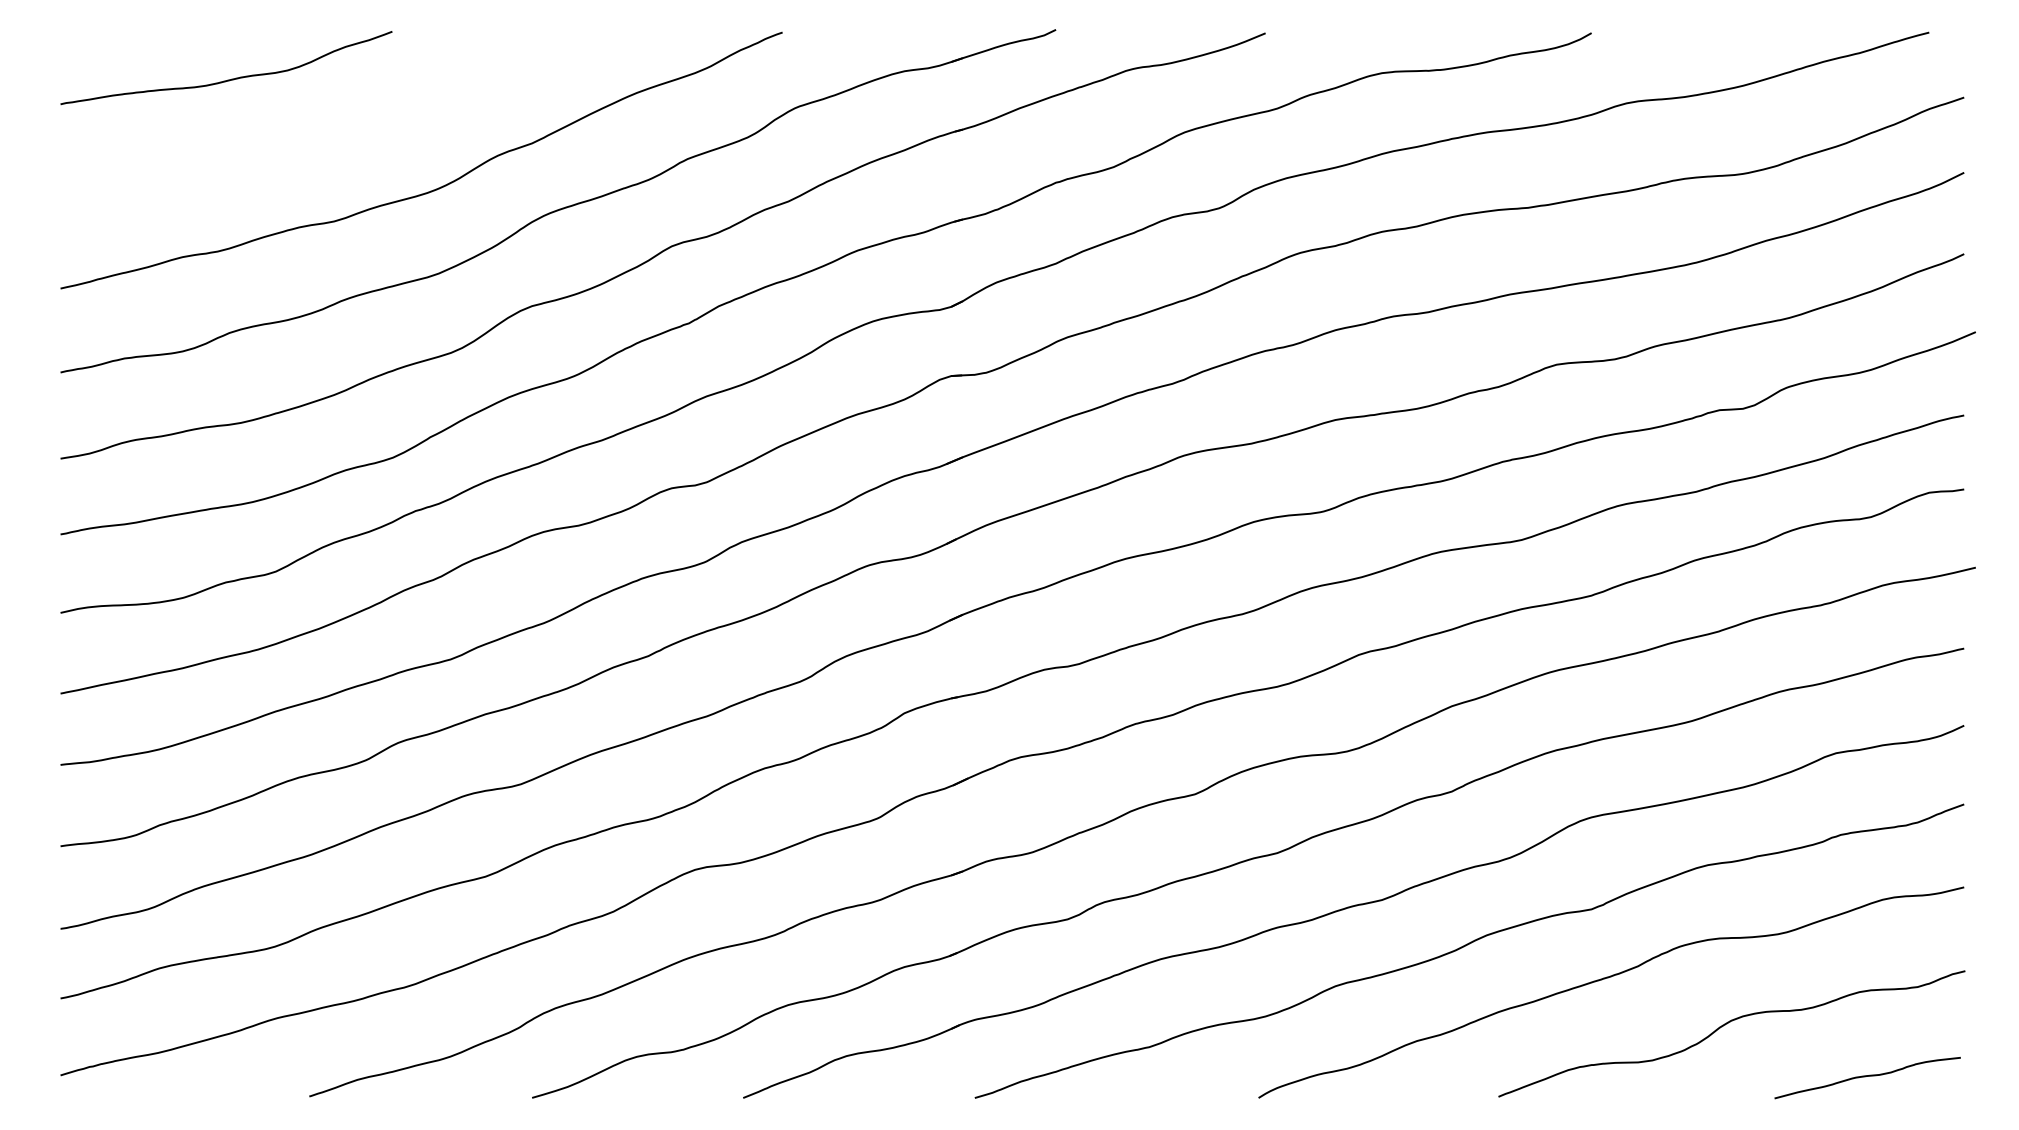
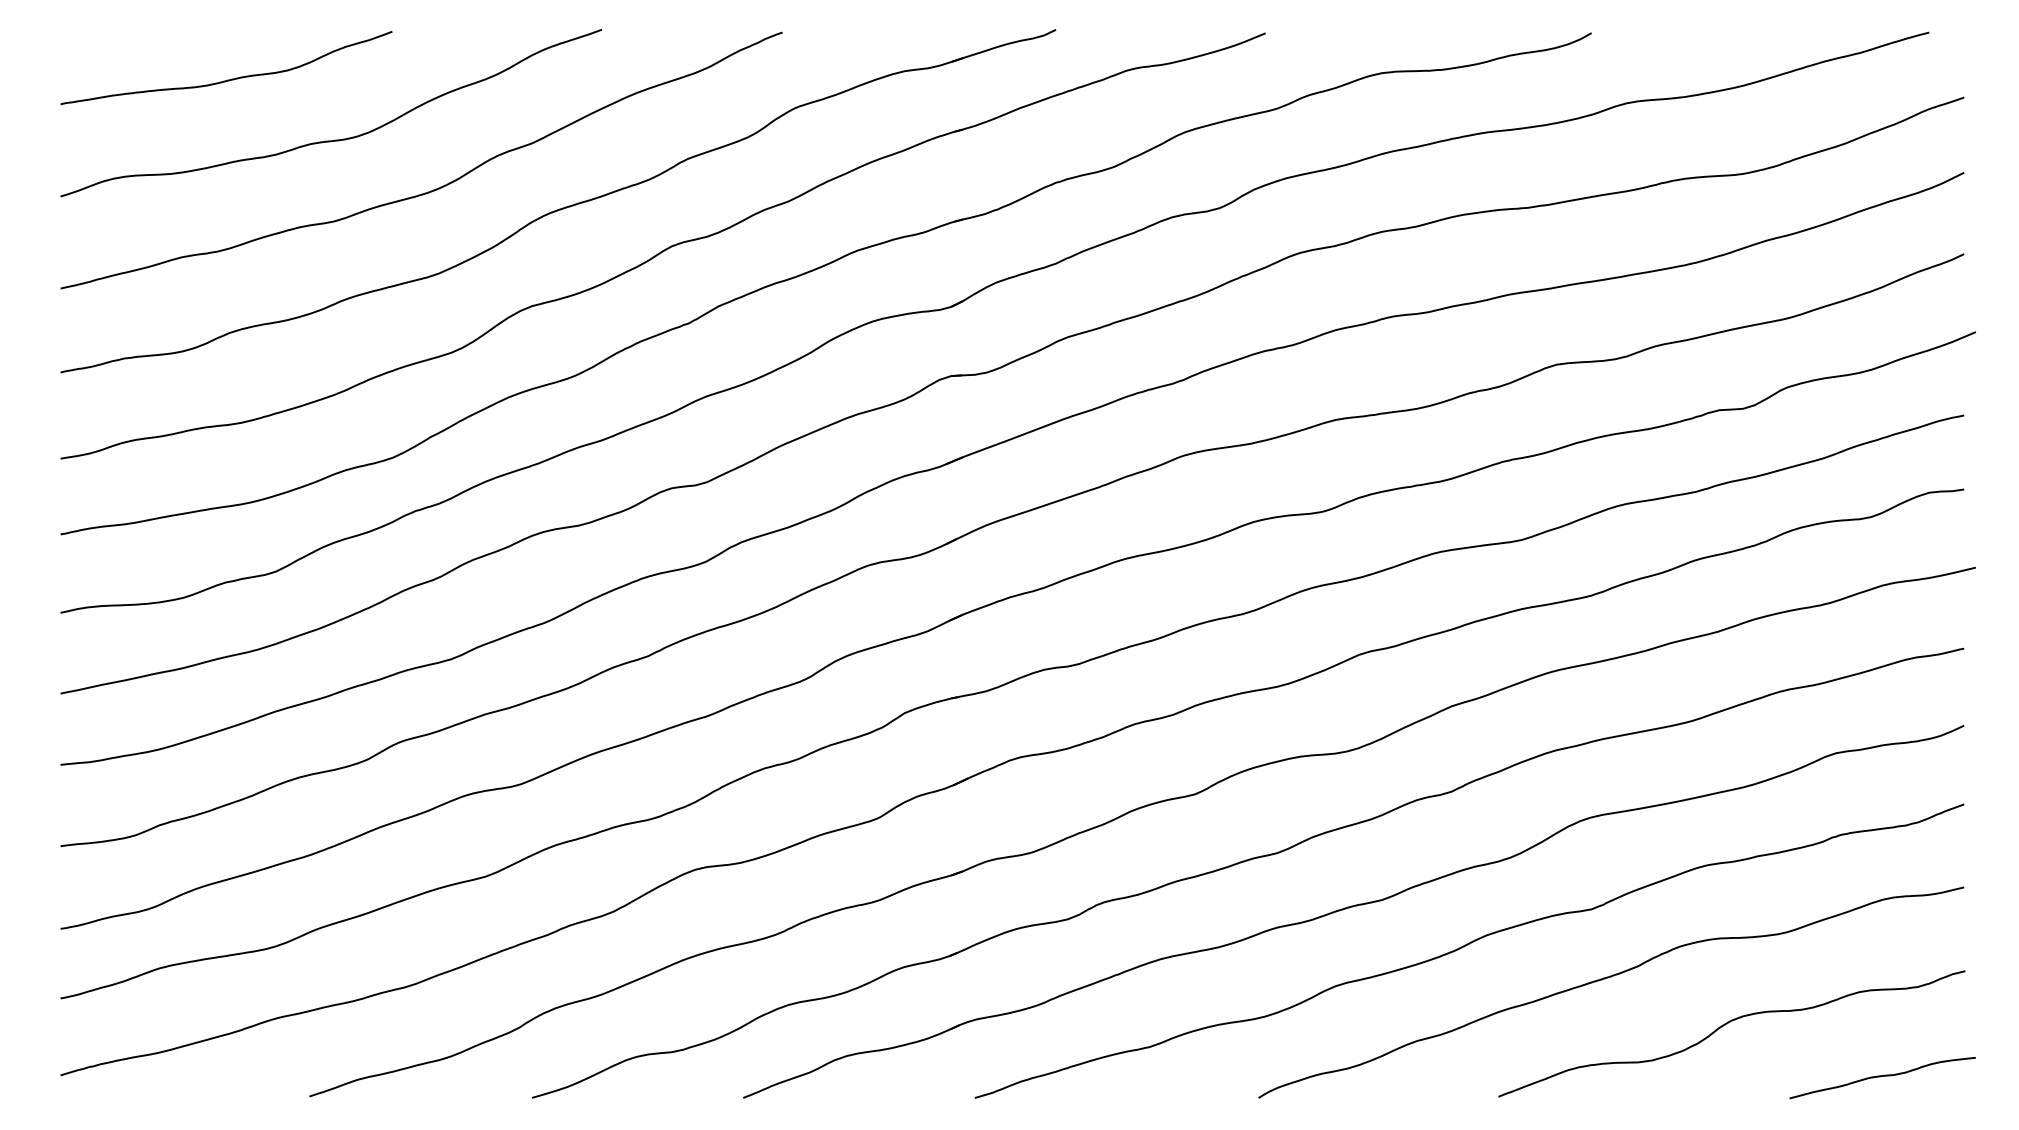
curve: none -> present (334, 139)
curve position: (1867, 1076) -> (1882, 1076) (1882, 1076)
